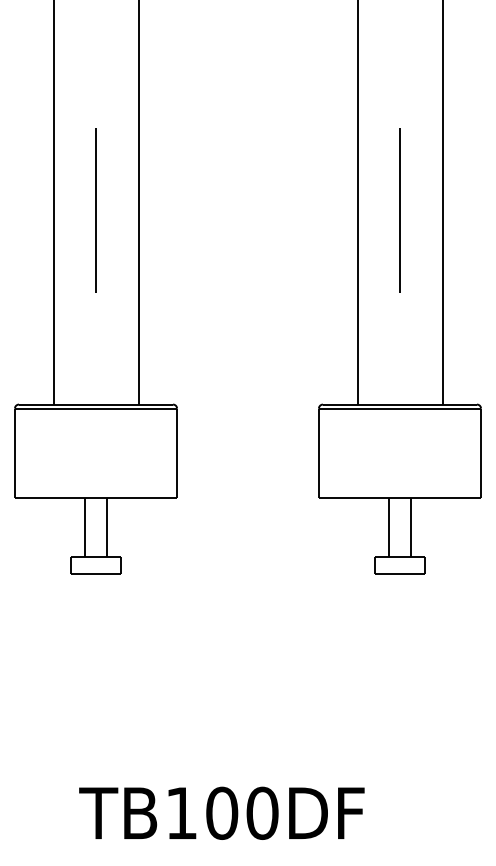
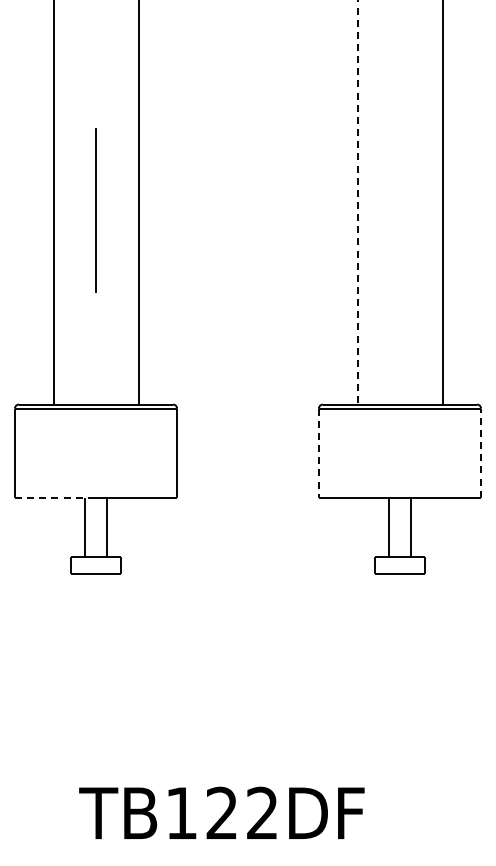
line: solid -> dashed (357, 202)
line: present -> none (399, 210)
line: solid -> dashed (318, 453)
line: solid -> dashed (481, 453)
line: solid -> dashed (52, 497)
text: TB100DF -> TB122DF (242, 812)
